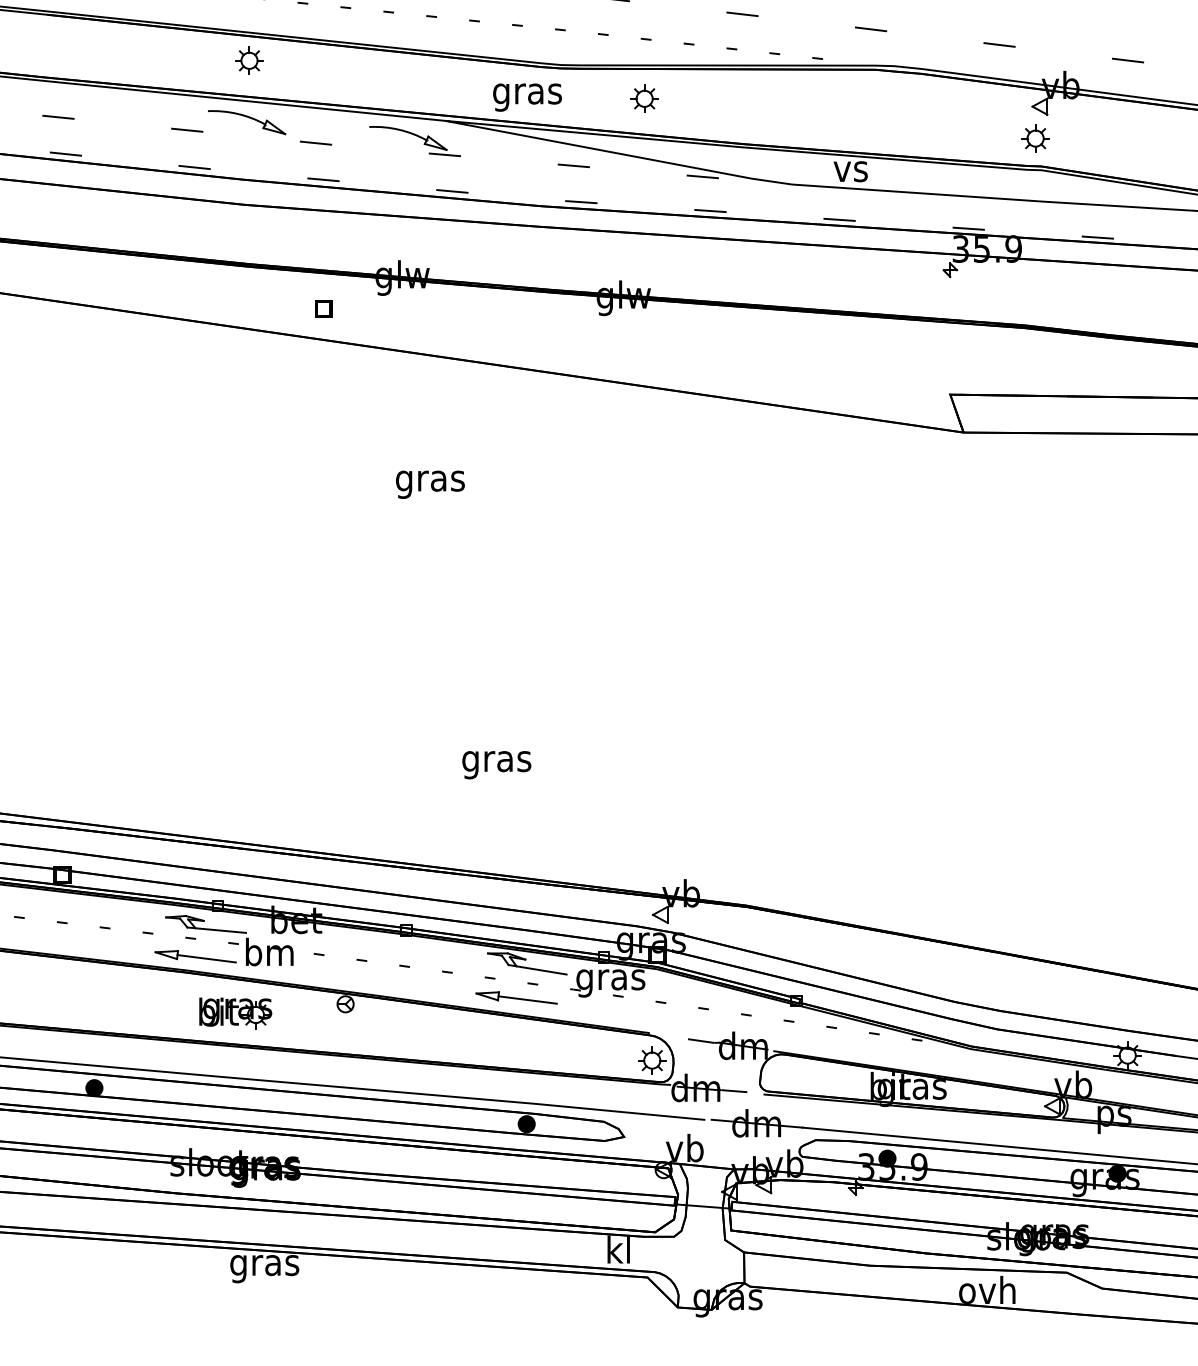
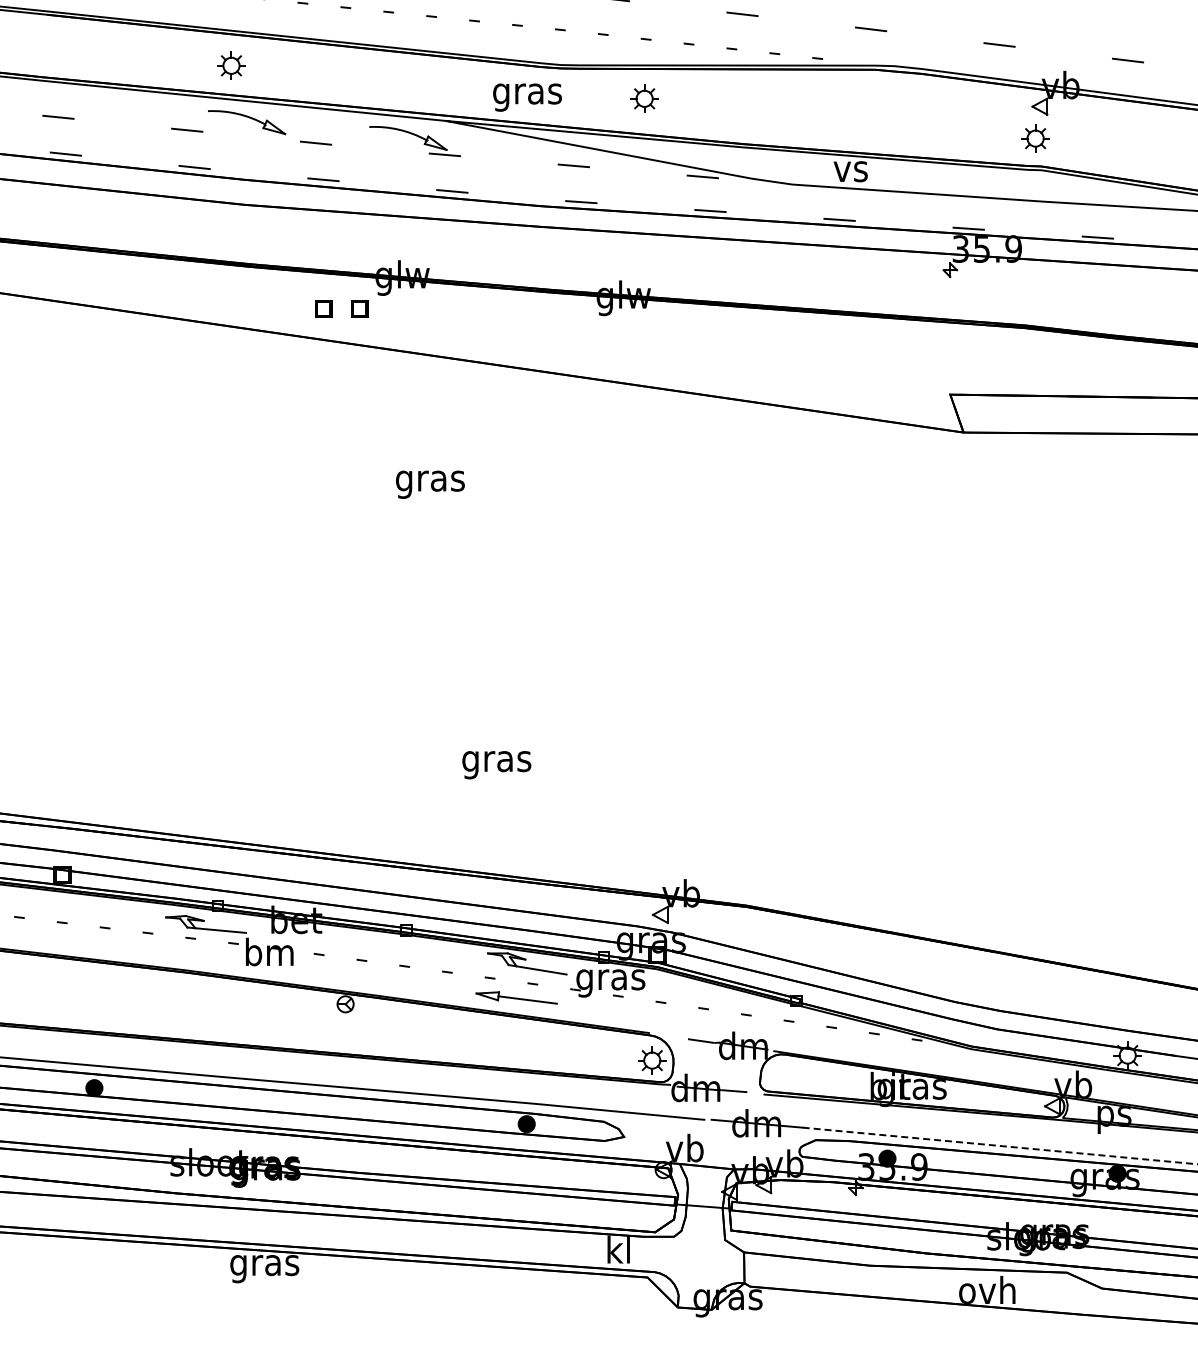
part position: (249, 60) -> (231, 65) (231, 65)
part: none -> present (359, 308)
part: present -> none (195, 956)
part: present -> none (235, 1013)
line: solid -> dashed (1000, 1146)
